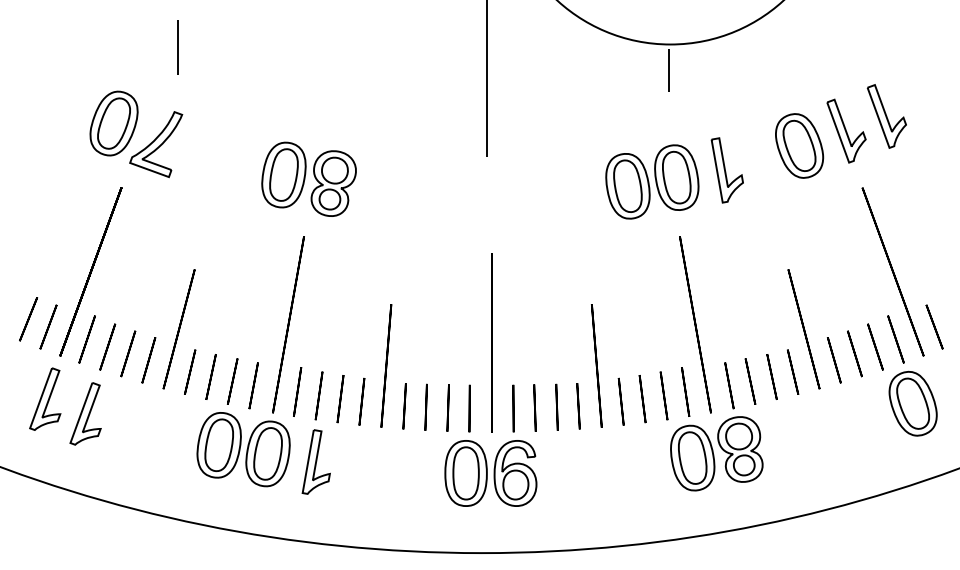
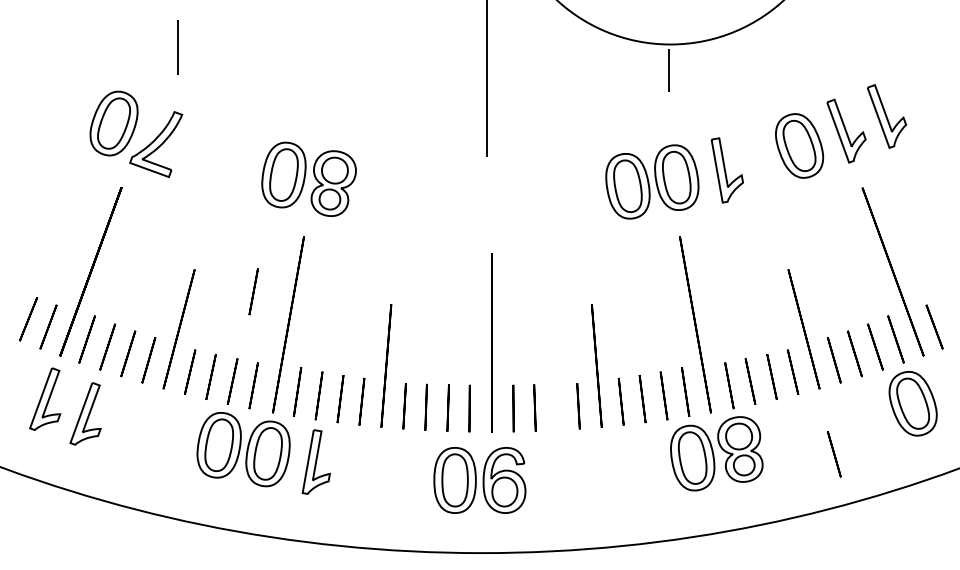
line: none -> present (253, 291)
line: present -> none (556, 406)
line: none -> present (834, 454)
part position: (490, 473) -> (479, 480) (479, 480)
